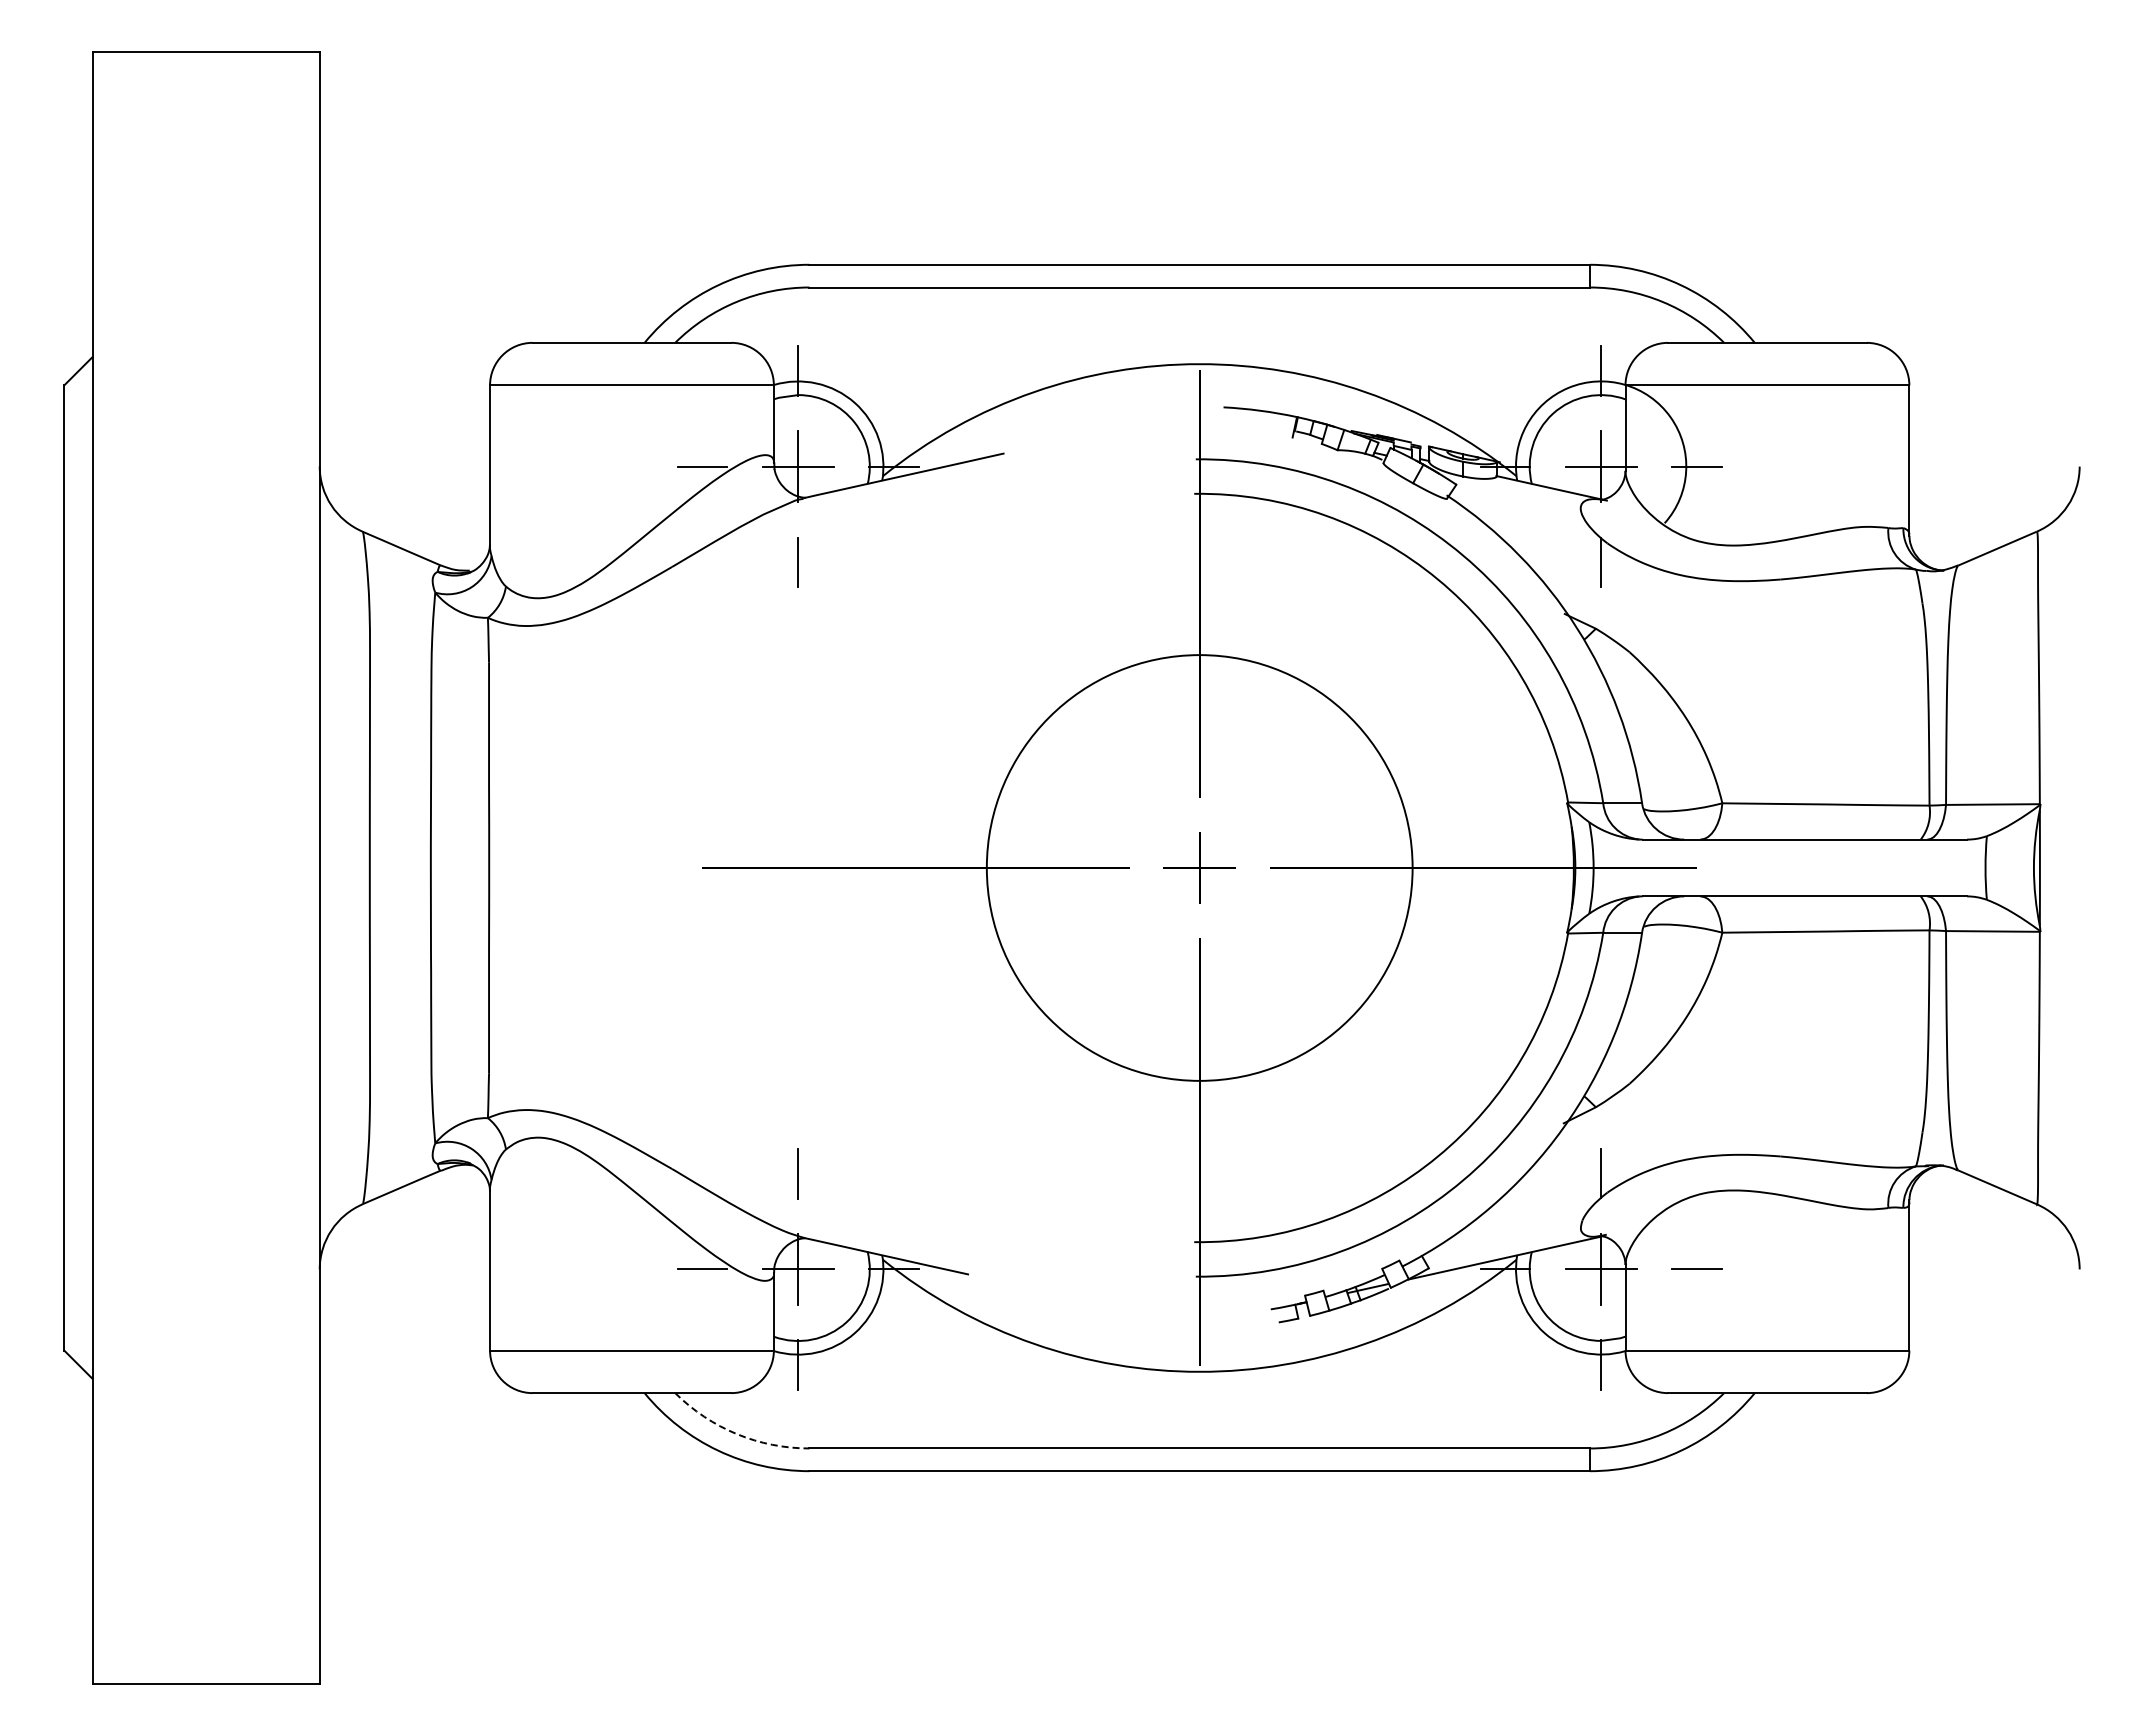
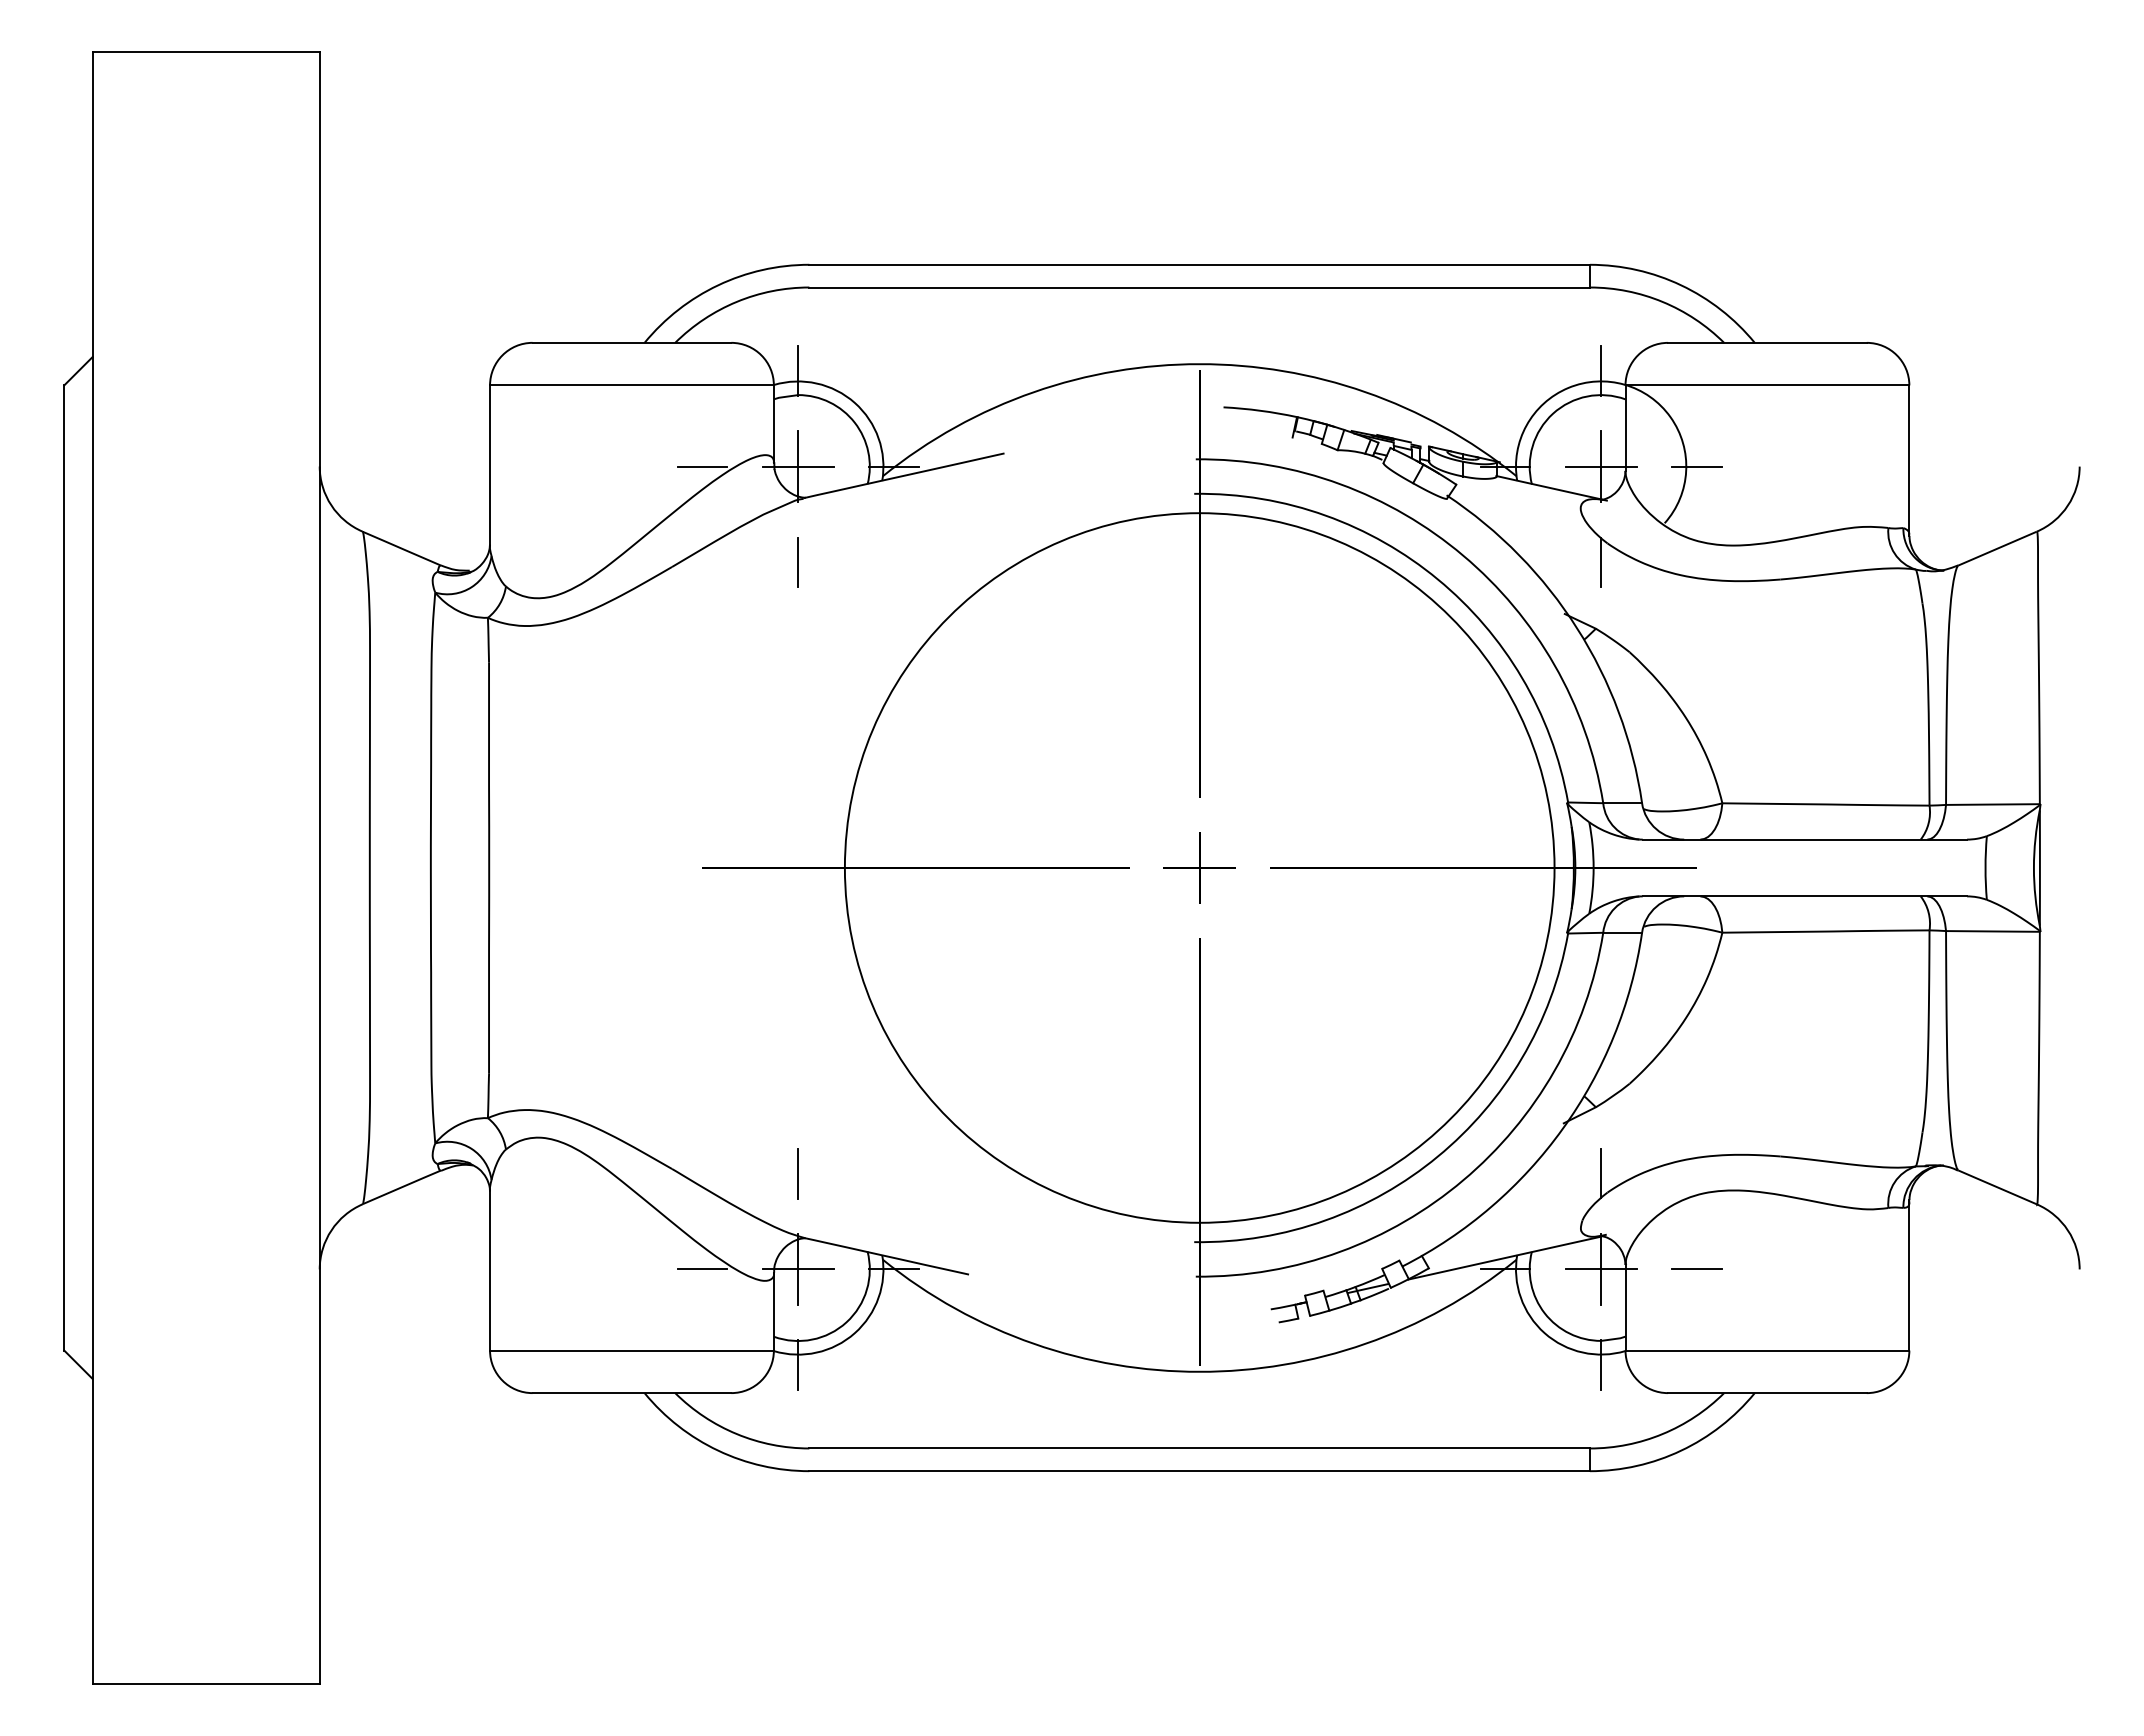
circle diameter: 426 px -> 710 px (1199, 867)
arc: dashed -> solid (736, 1434)
